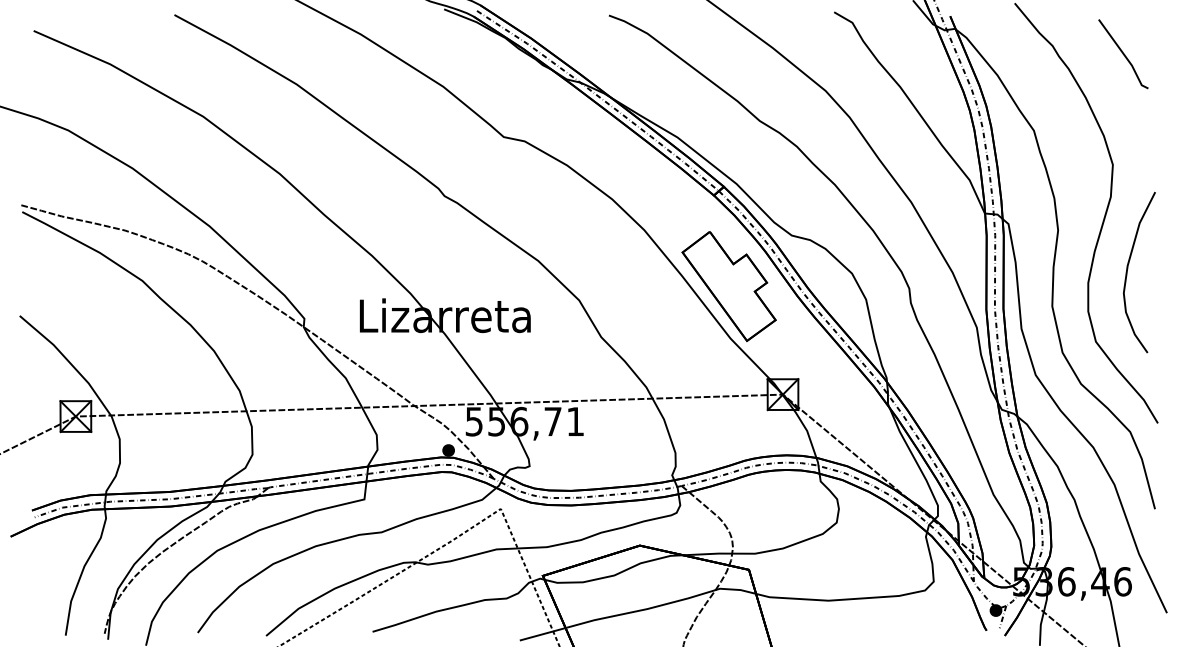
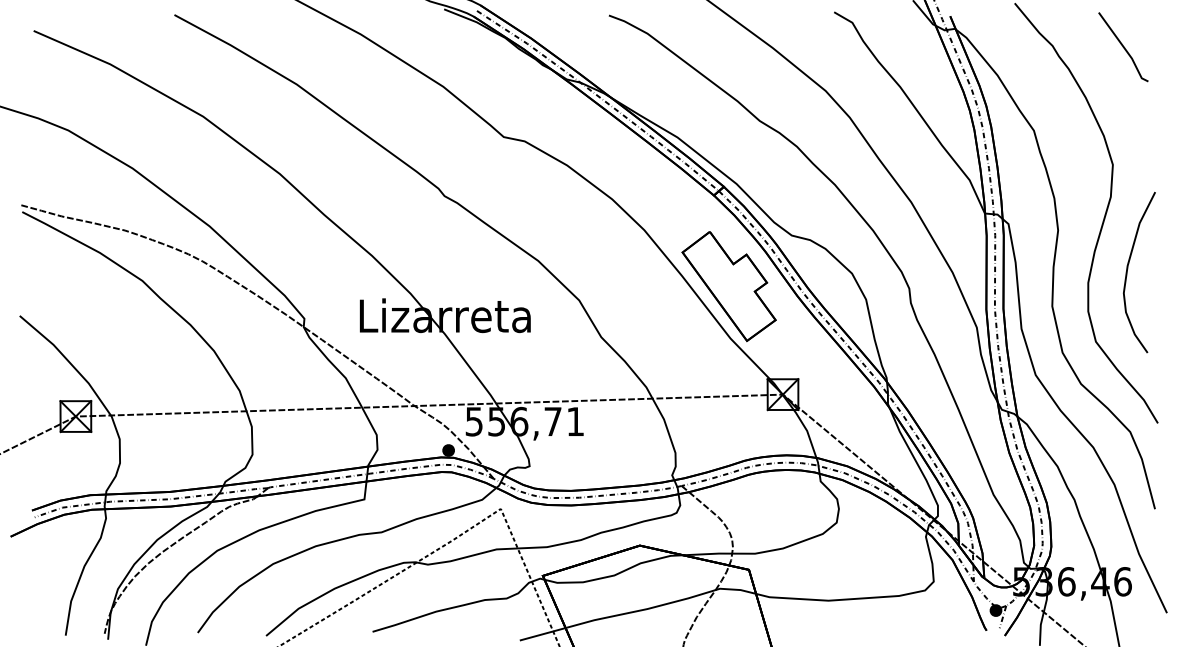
line position: (1123, 54) -> (1123, 47) (1123, 47)
